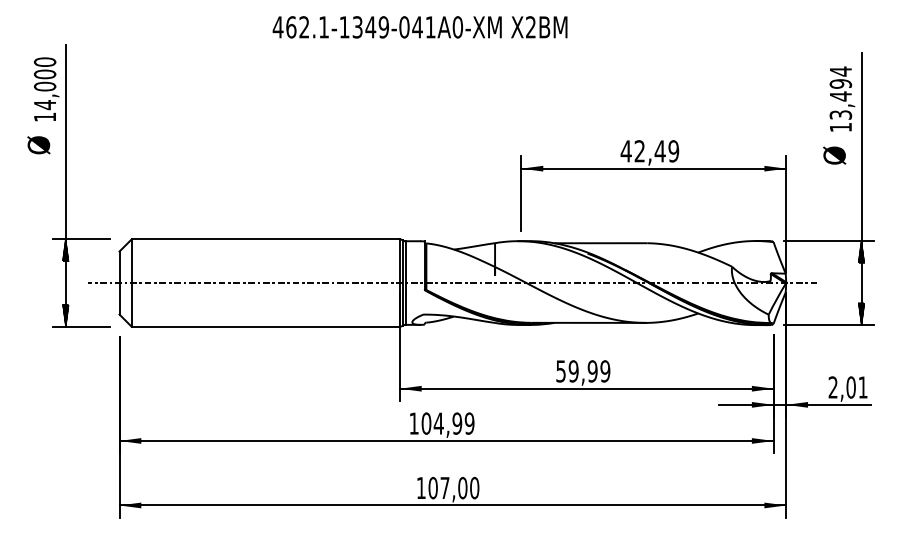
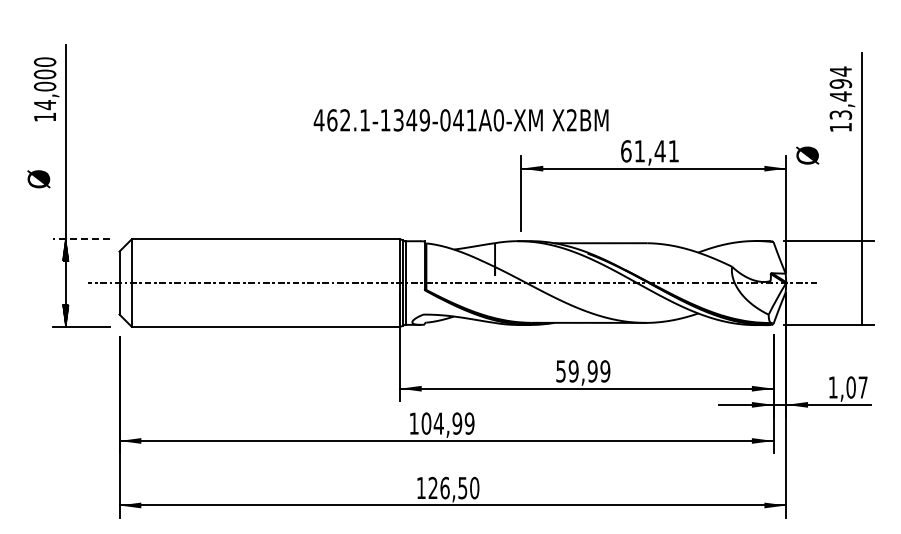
text position: (419, 27) -> (460, 120) (460, 120)
text position: (38, 145) -> (38, 179) (38, 179)
text: 42,49 -> 61,41 (649, 151)
text position: (834, 155) -> (807, 155) (807, 155)
line: solid -> dashed (80, 239)
hatch: present -> none (861, 251)
hatch: present -> none (861, 314)
text: 2,01 -> 1,07 (847, 387)
text: 107,00 -> 126,50 (447, 487)
